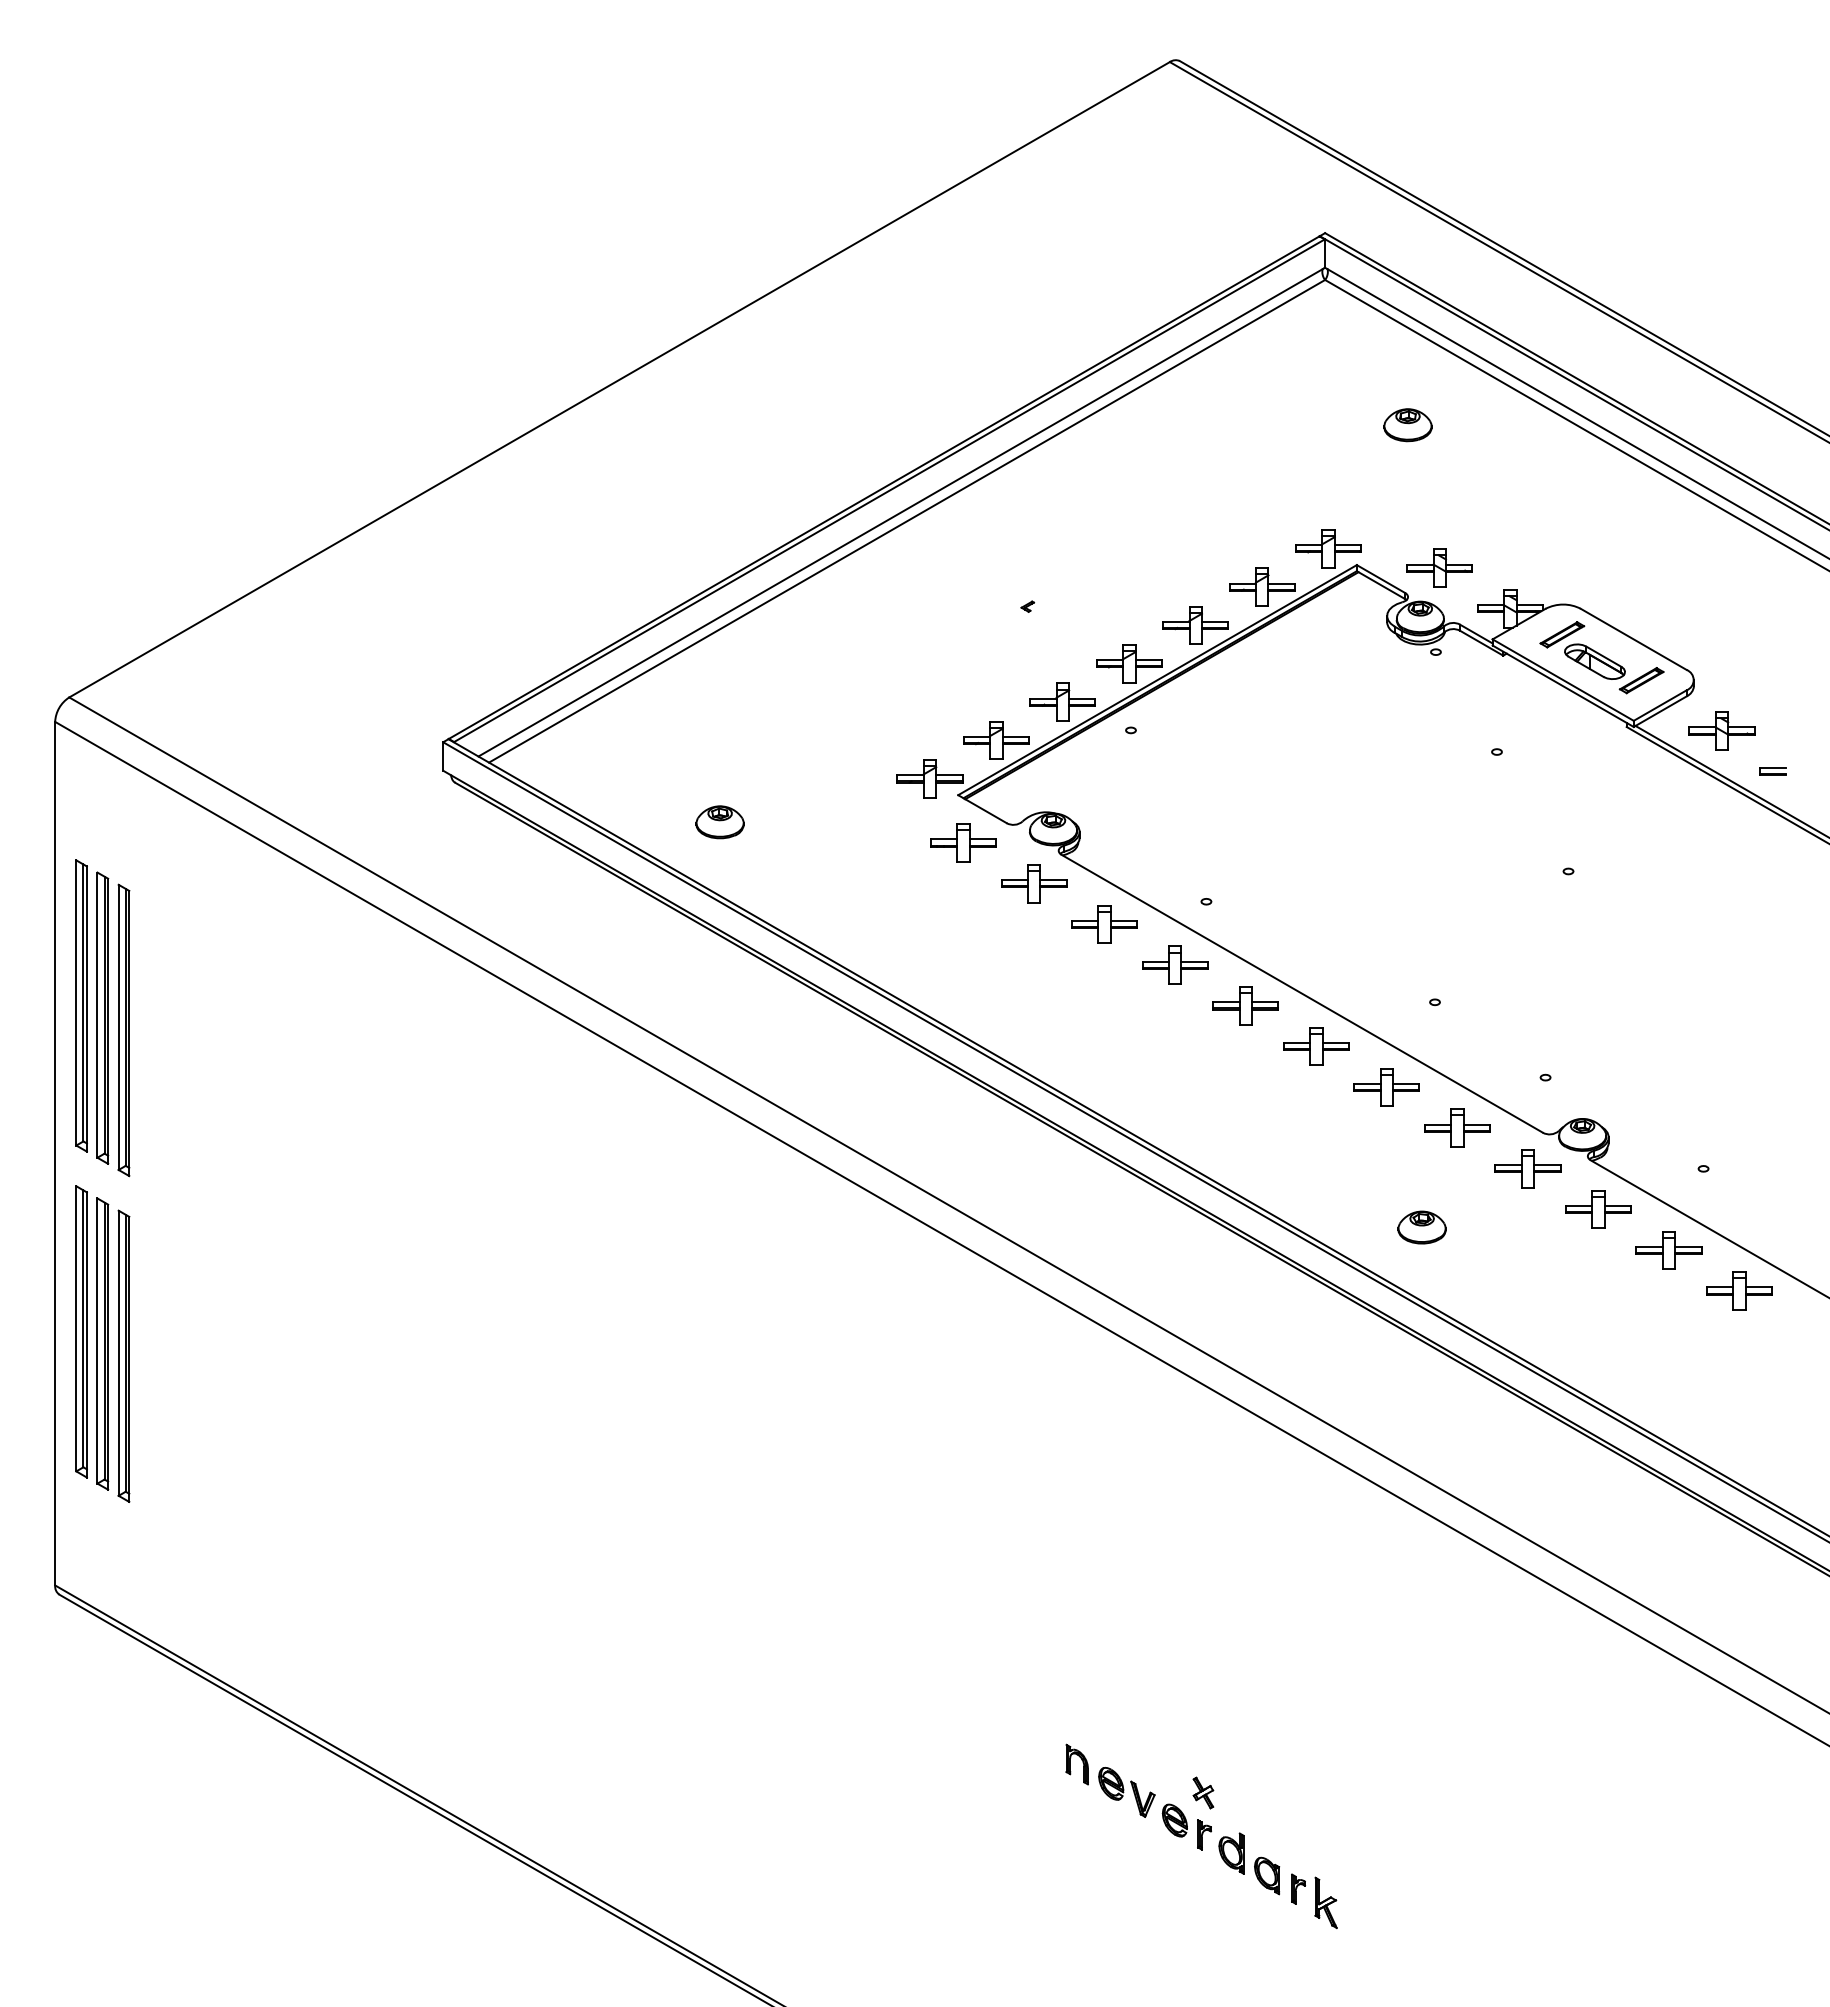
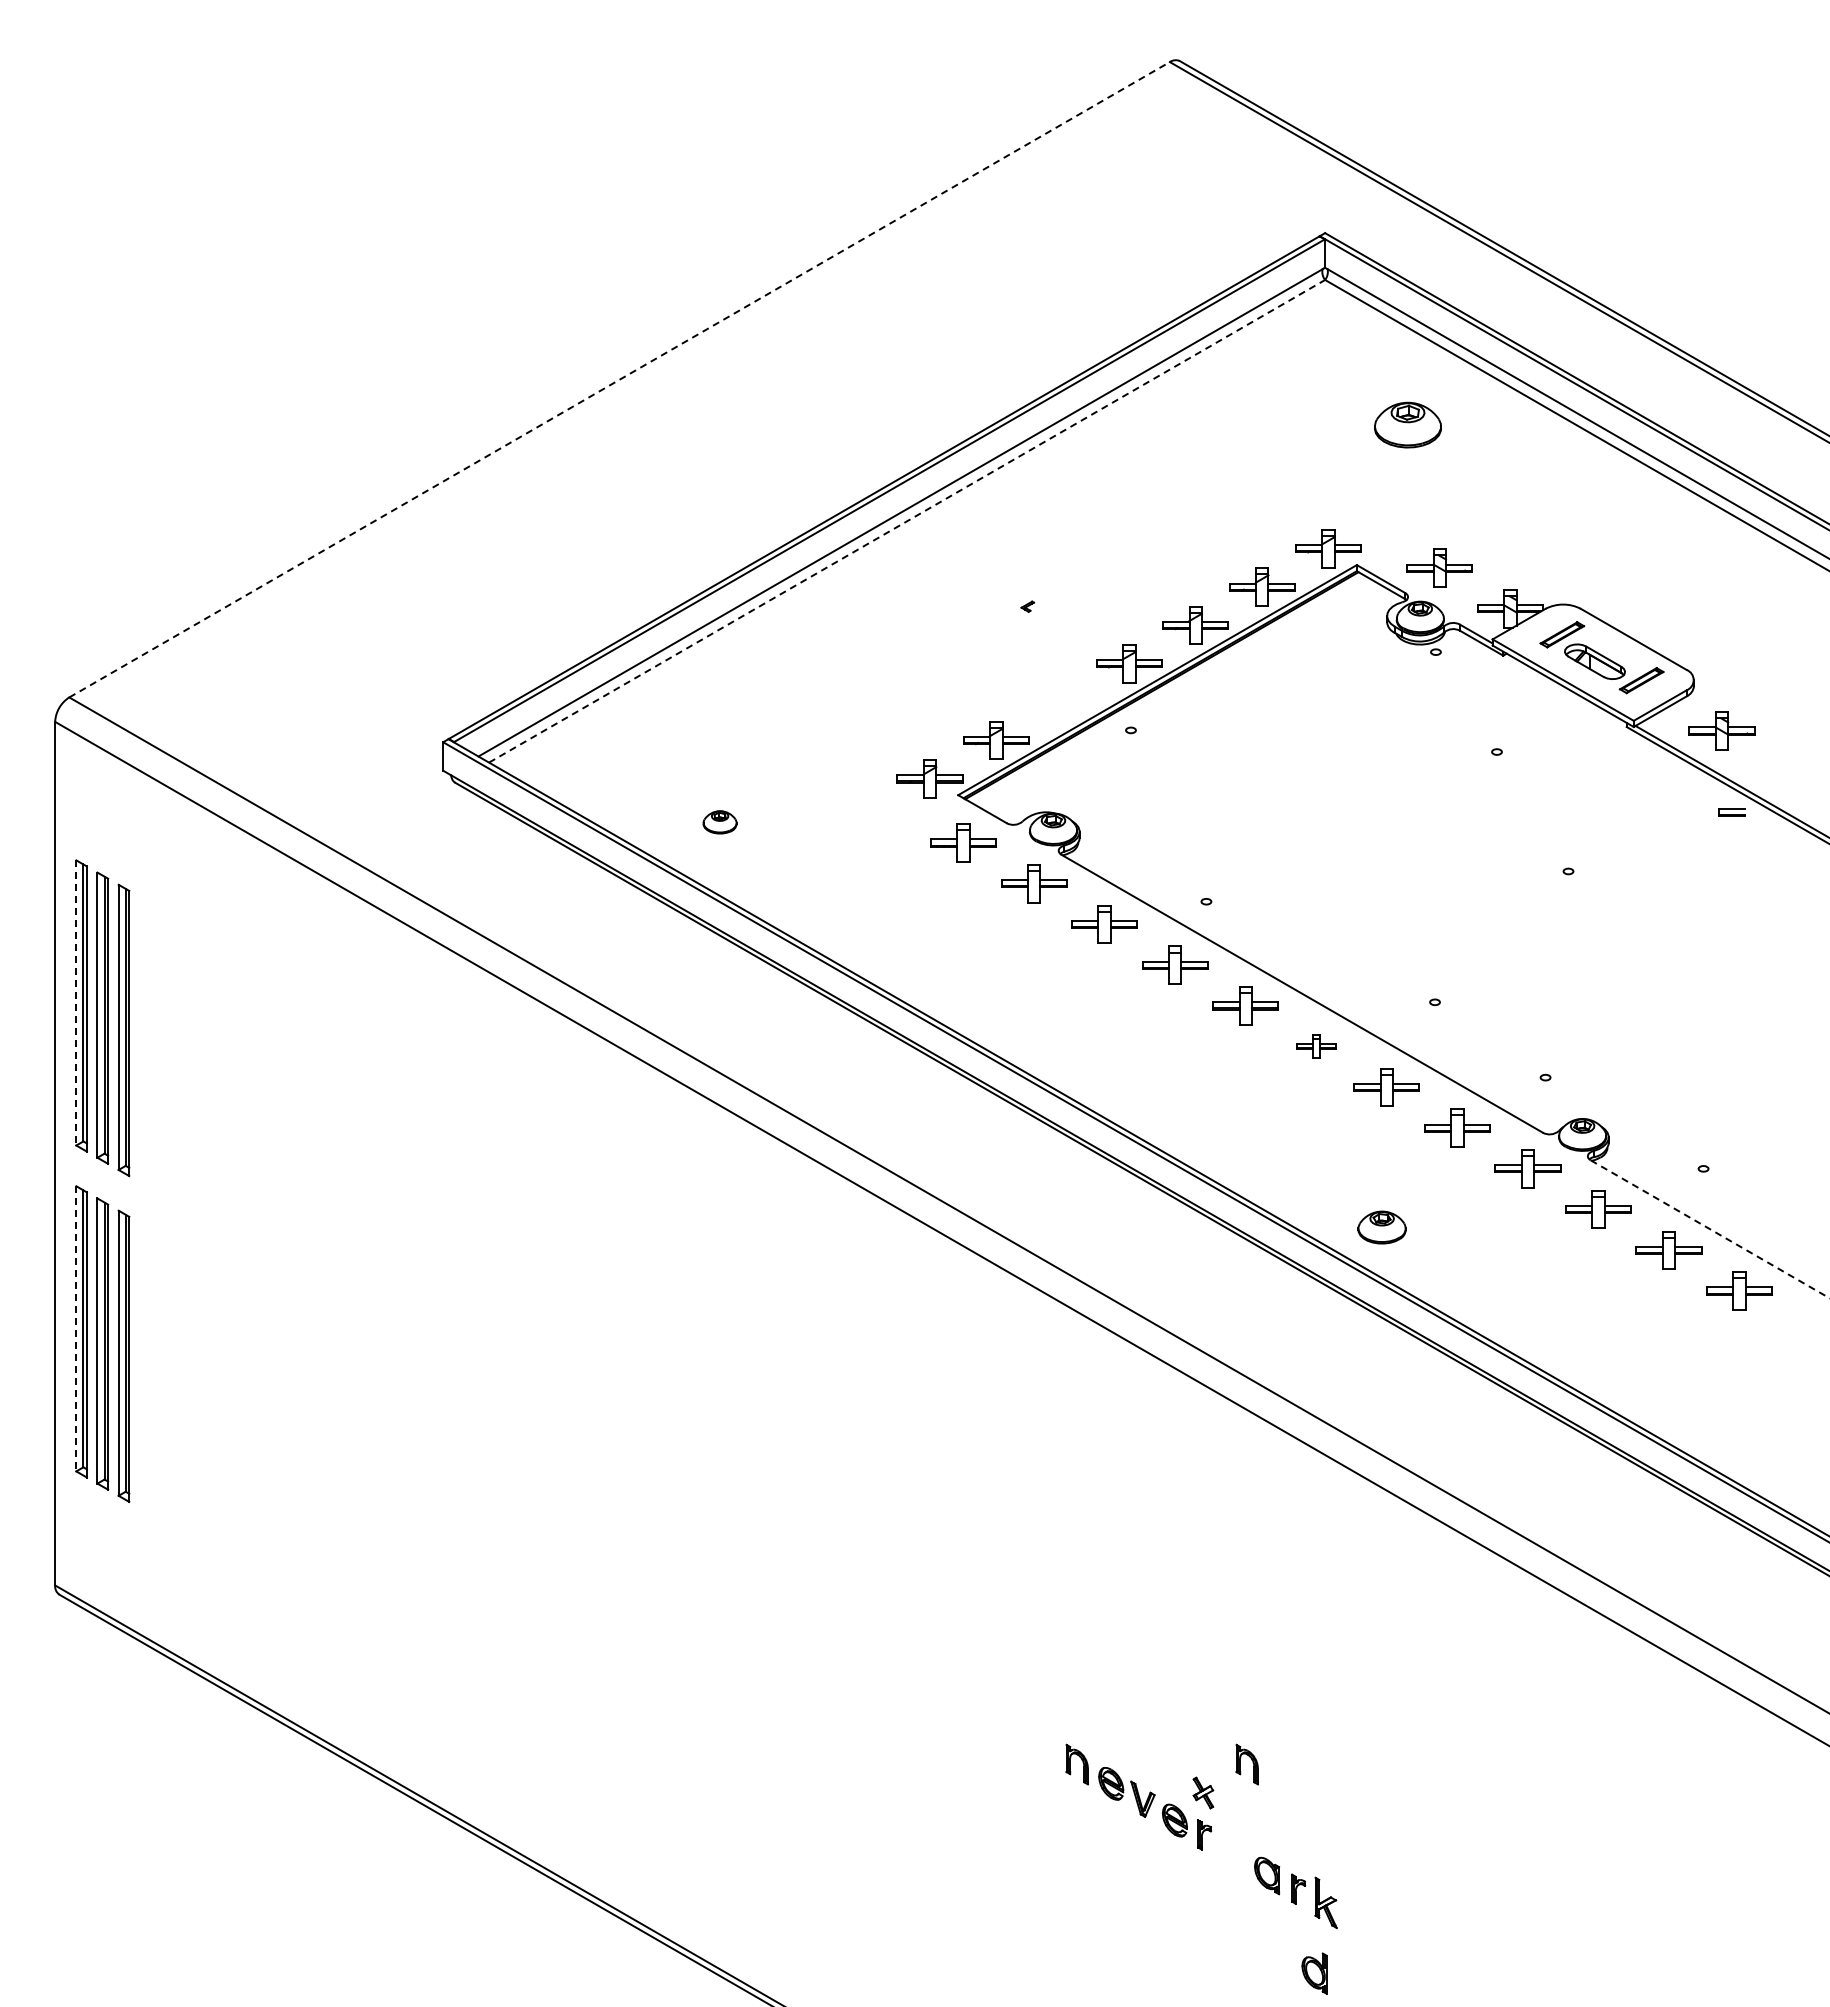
line: solid -> dashed (620, 379)
part size: 50x35 px -> 68x48 px (1407, 424)
line: solid -> dashed (907, 521)
part: present -> none (1062, 701)
part position: (1772, 771) -> (1731, 812) (1731, 812)
part size: 50x35 px -> 36x25 px (719, 822)
line: solid -> dashed (76, 1002)
part size: 67x39 px -> 41x25 px (1316, 1046)
part position: (1421, 1227) -> (1381, 1227) (1381, 1227)
line: solid -> dashed (1710, 1229)
line: solid -> dashed (76, 1328)
part: none -> present (1246, 1764)
part position: (1231, 1853) -> (1314, 1973) (1314, 1973)
